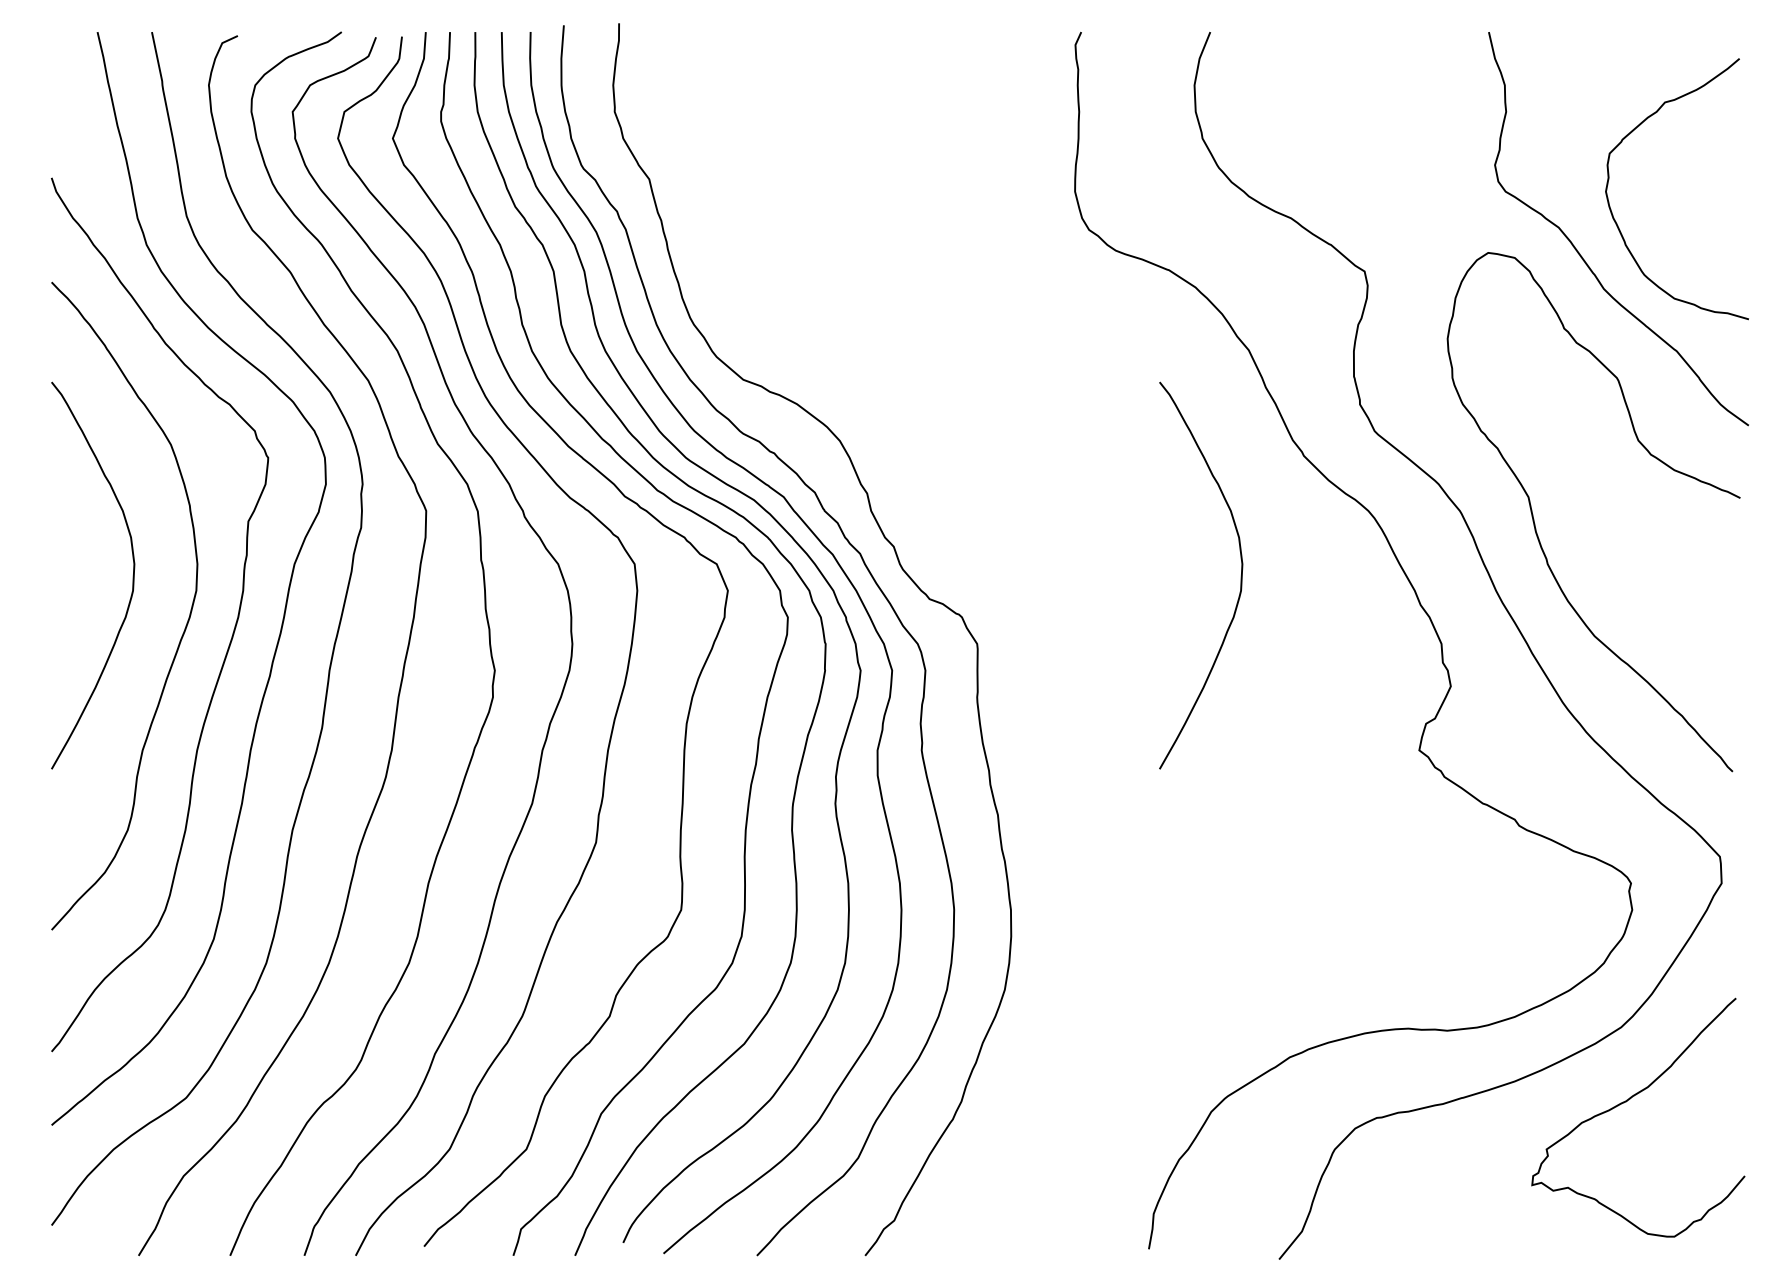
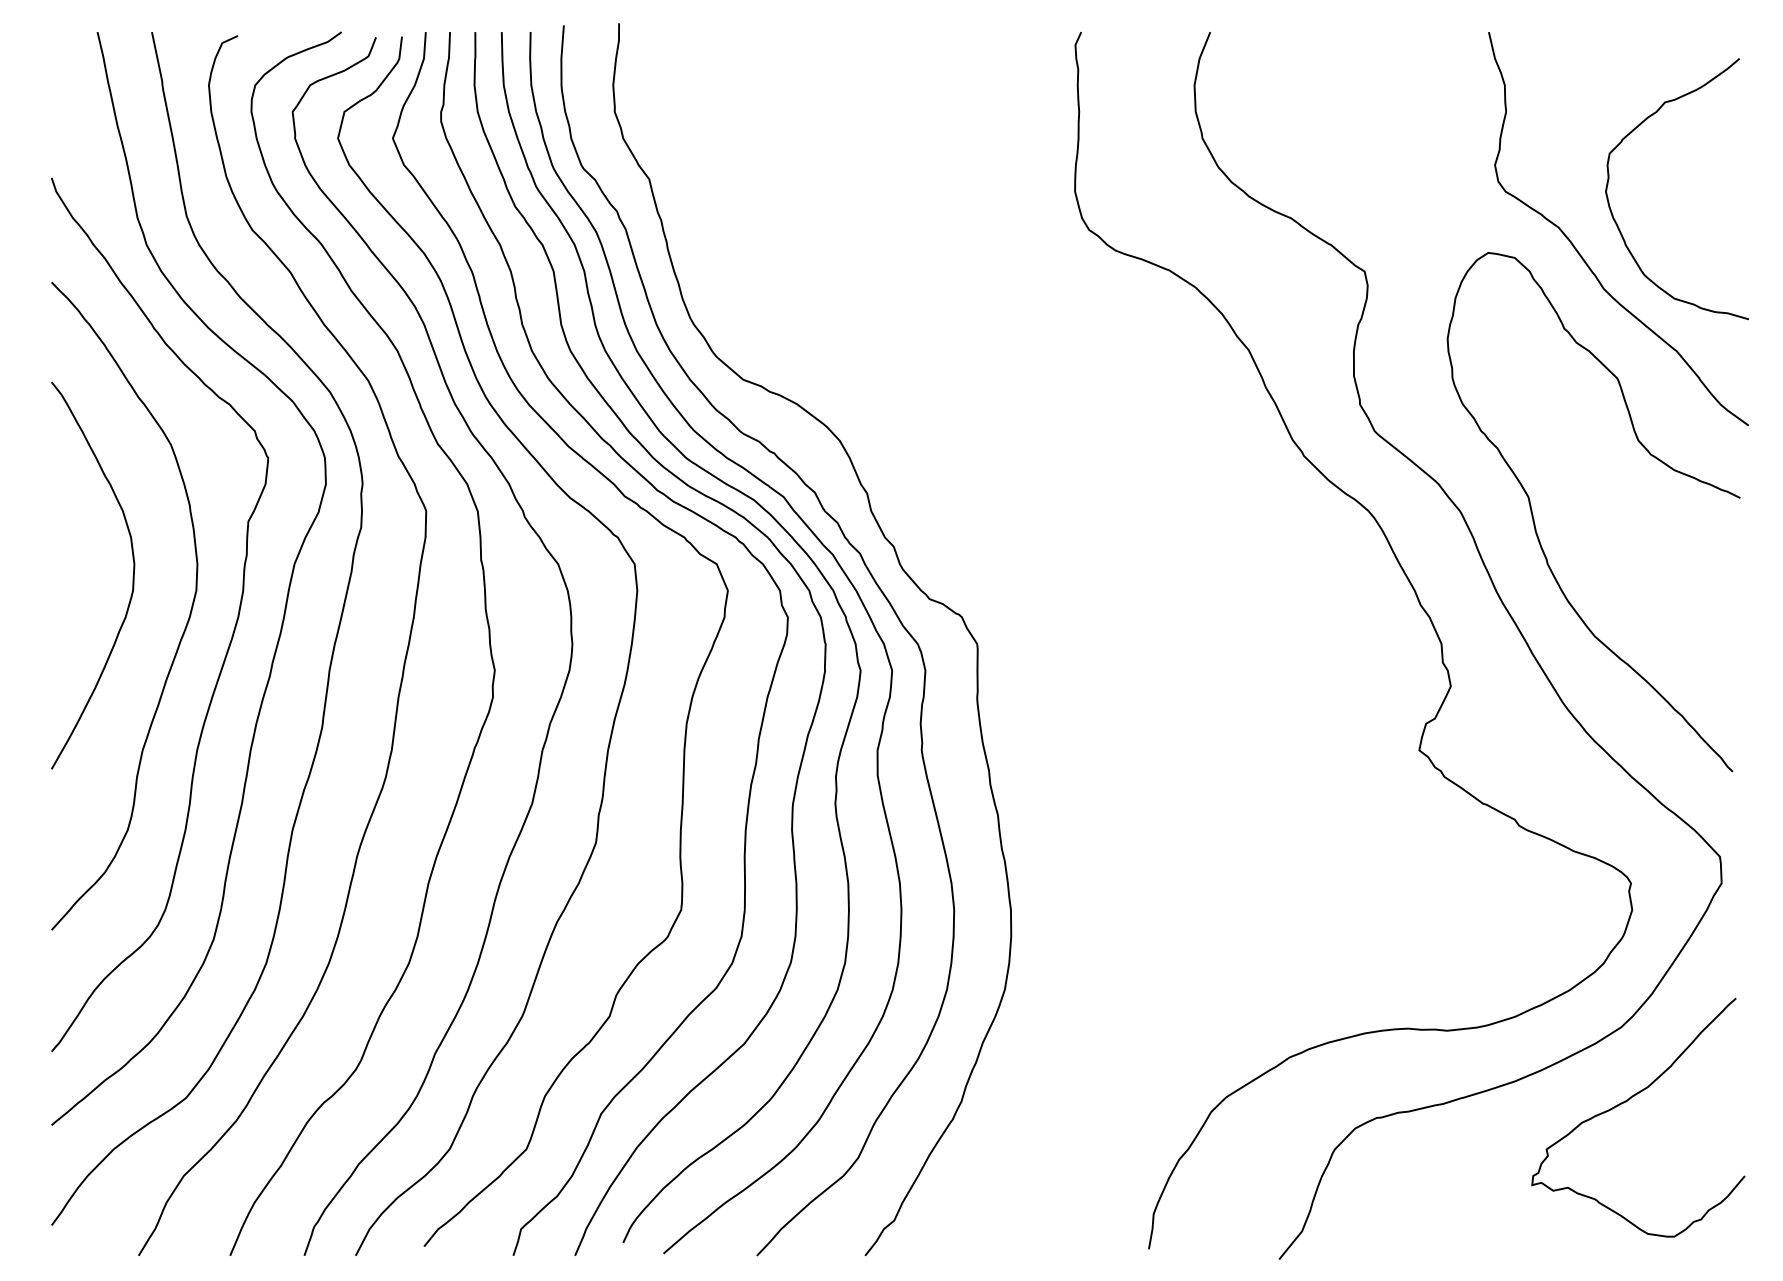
curve: present -> none (1240, 575)
